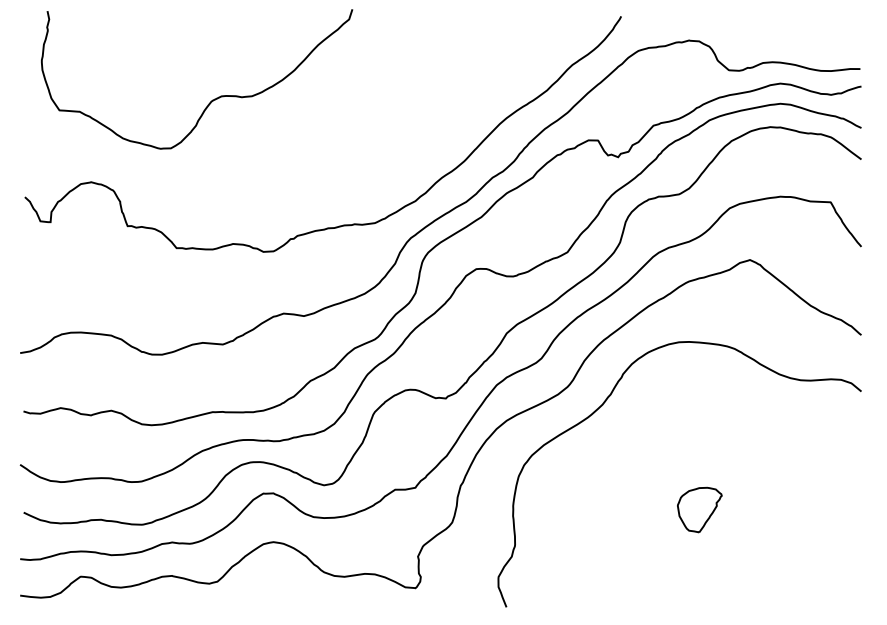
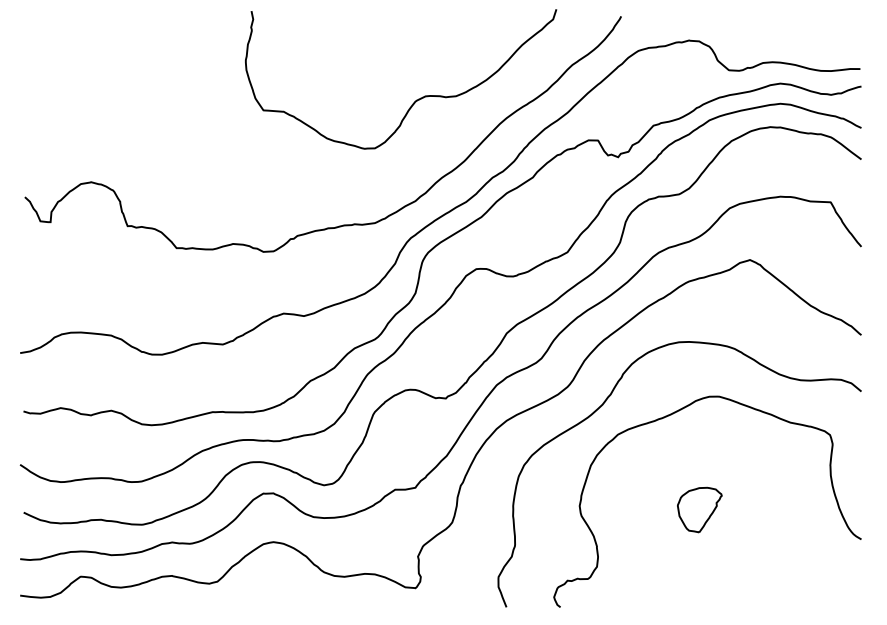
curve position: (212, 99) -> (416, 99) (416, 99)
curve: none -> present (669, 416)
